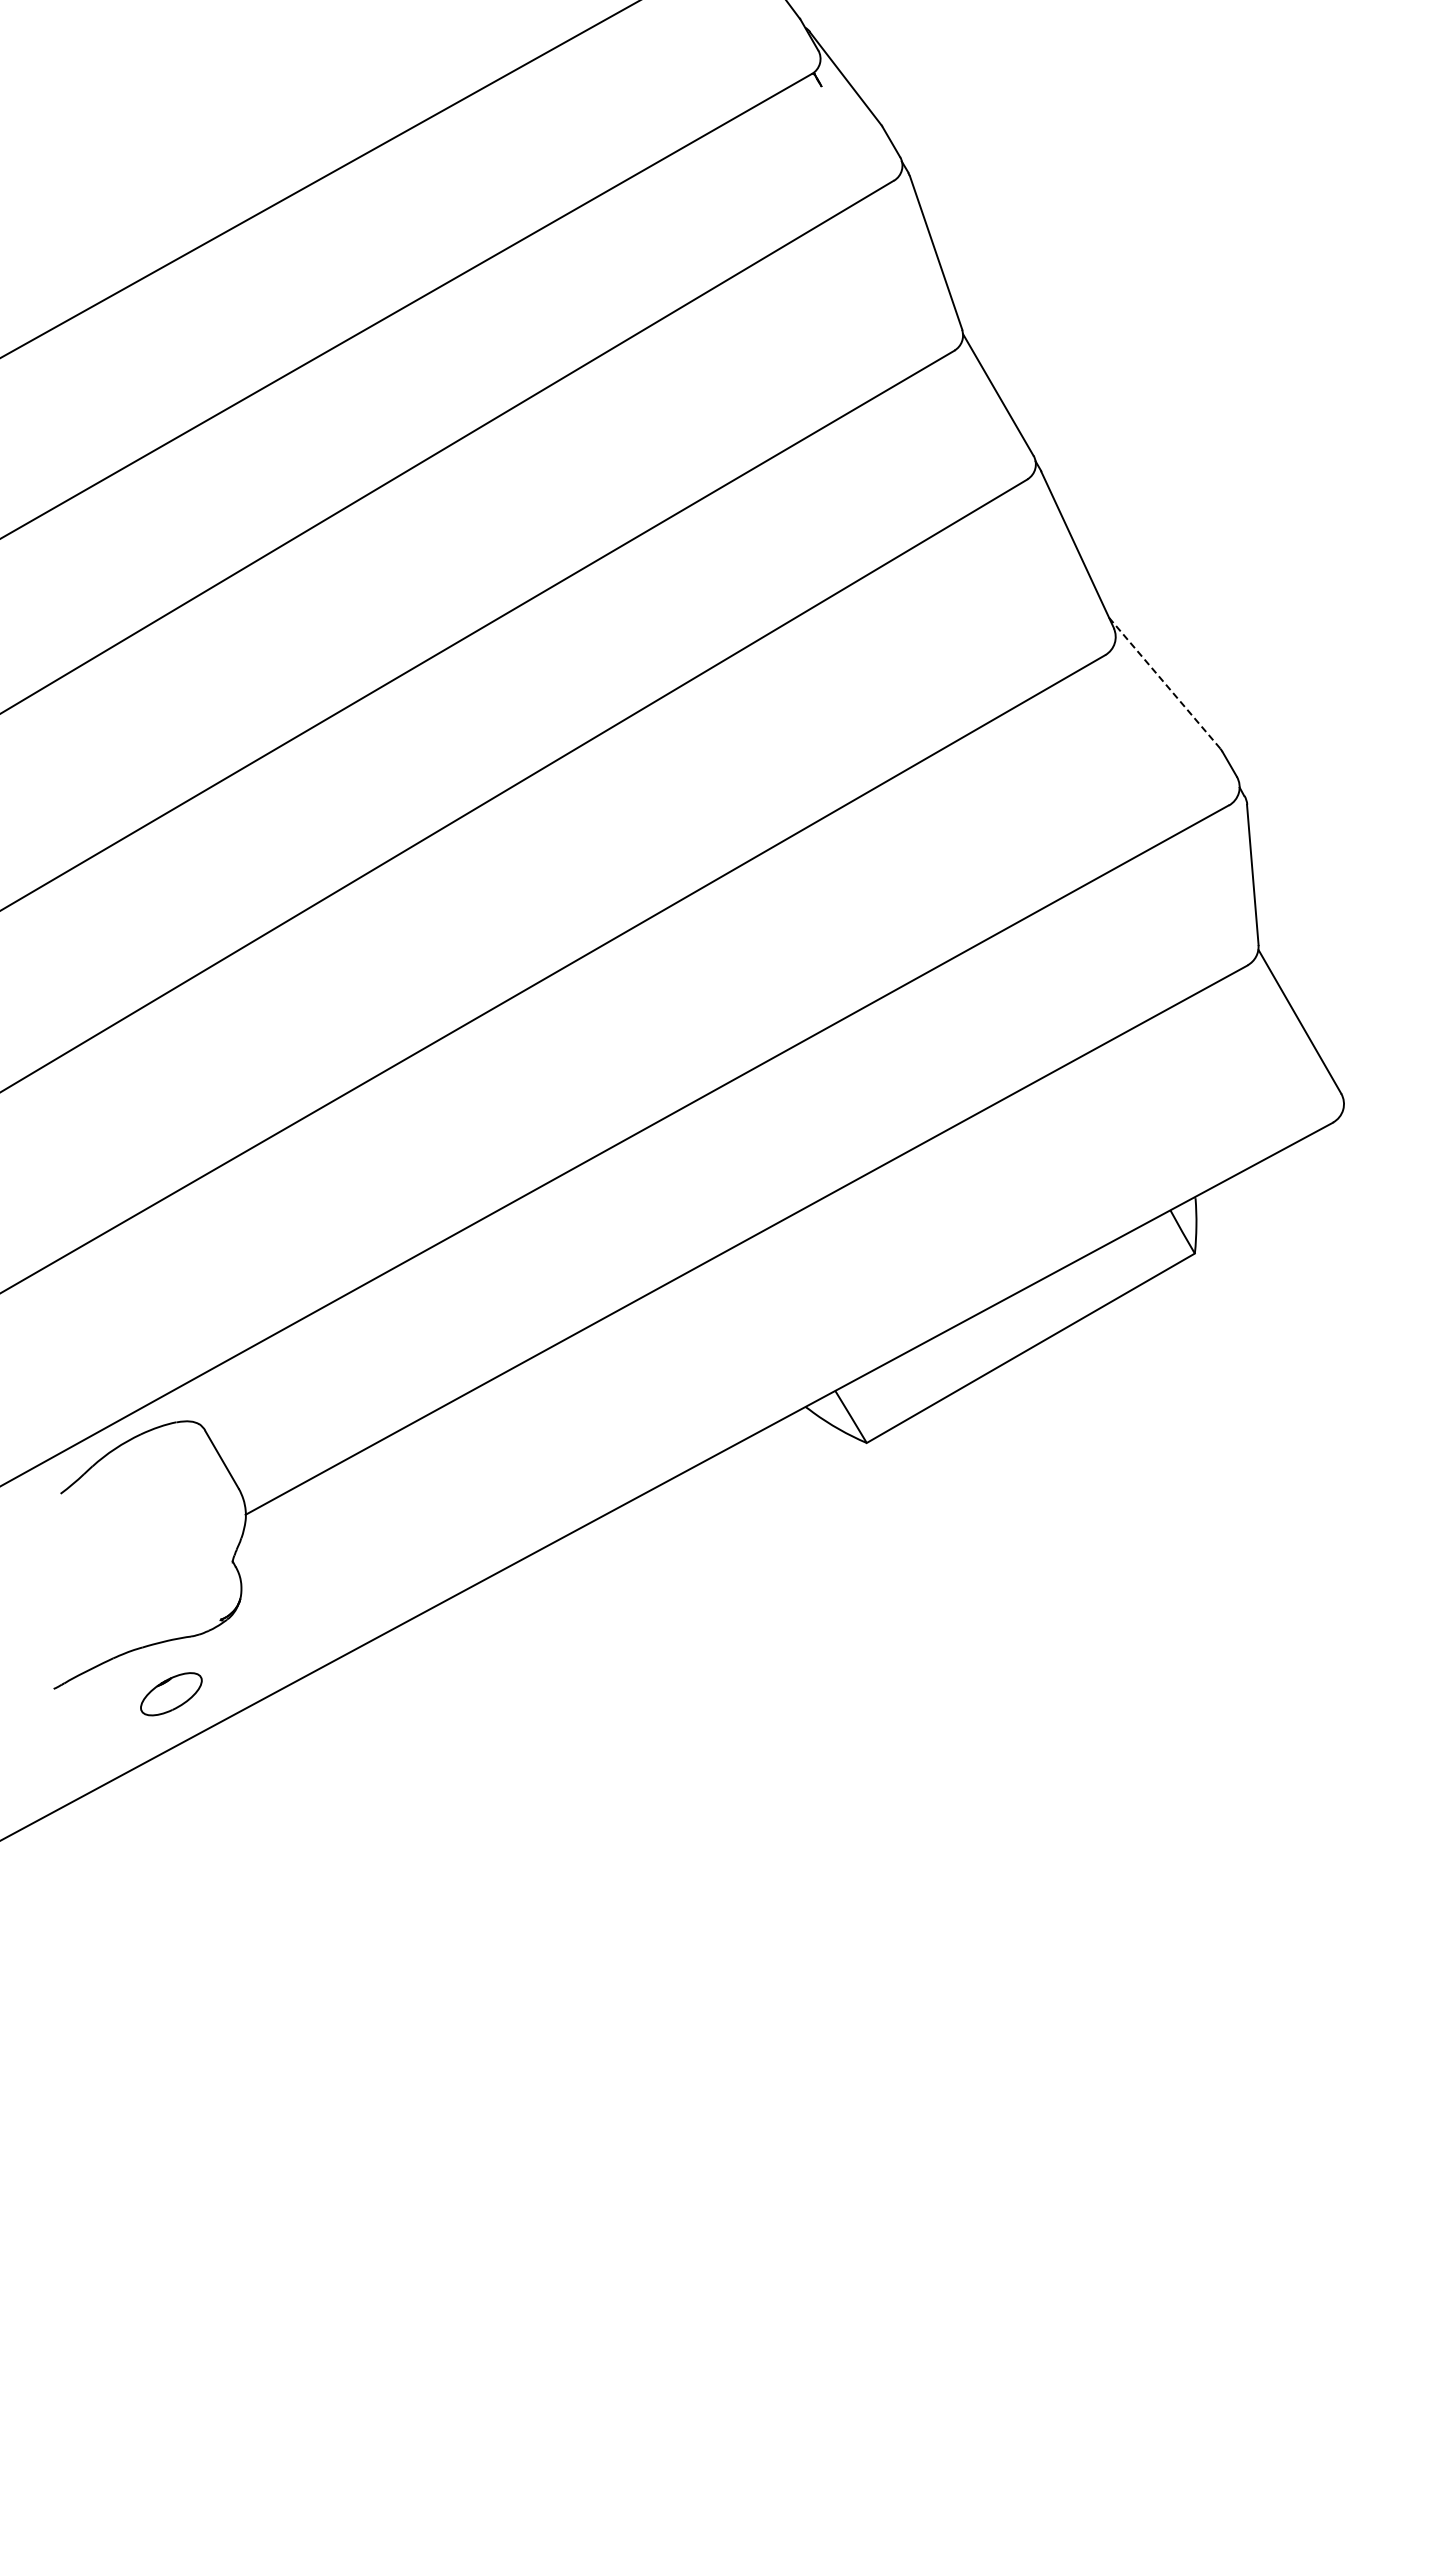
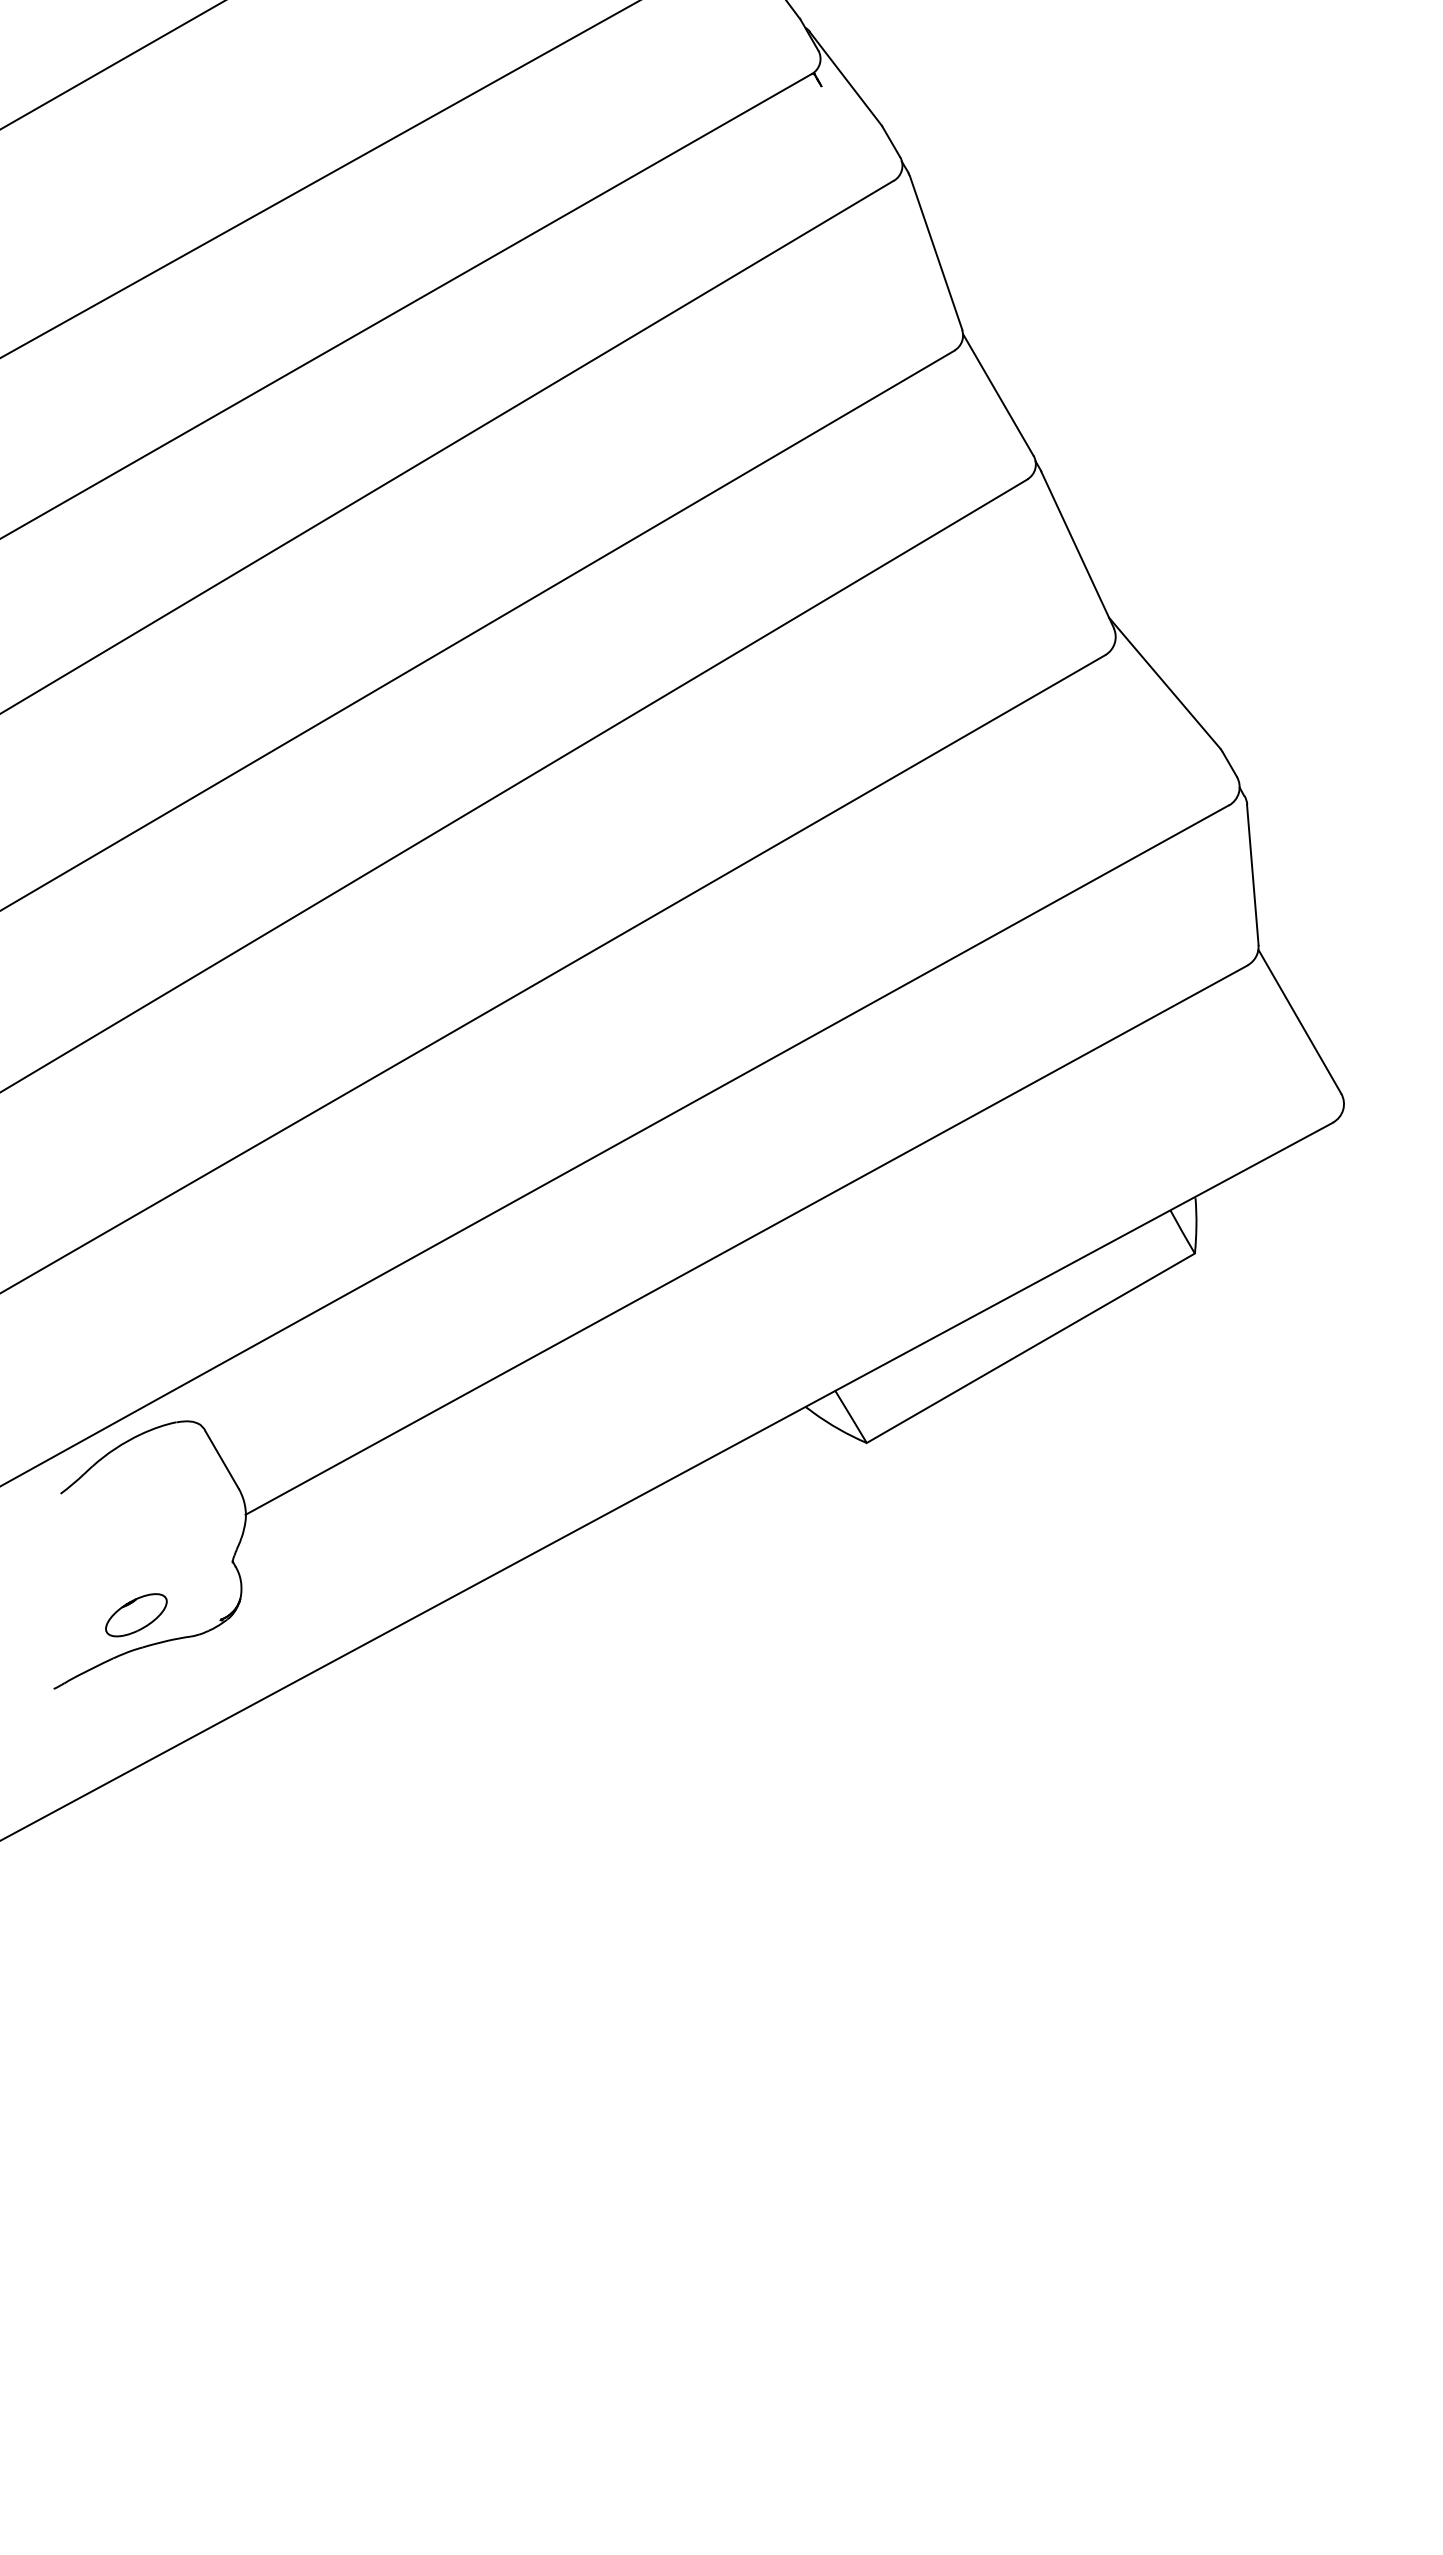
line: none -> present (112, 65)
line: dashed -> solid (1164, 683)
part position: (171, 1694) -> (136, 1615) (136, 1615)
